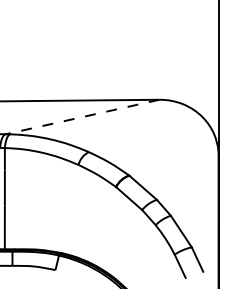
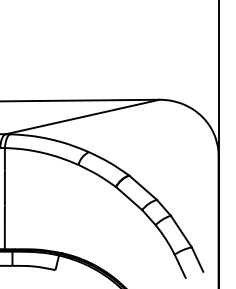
line: dashed -> solid (82, 117)
